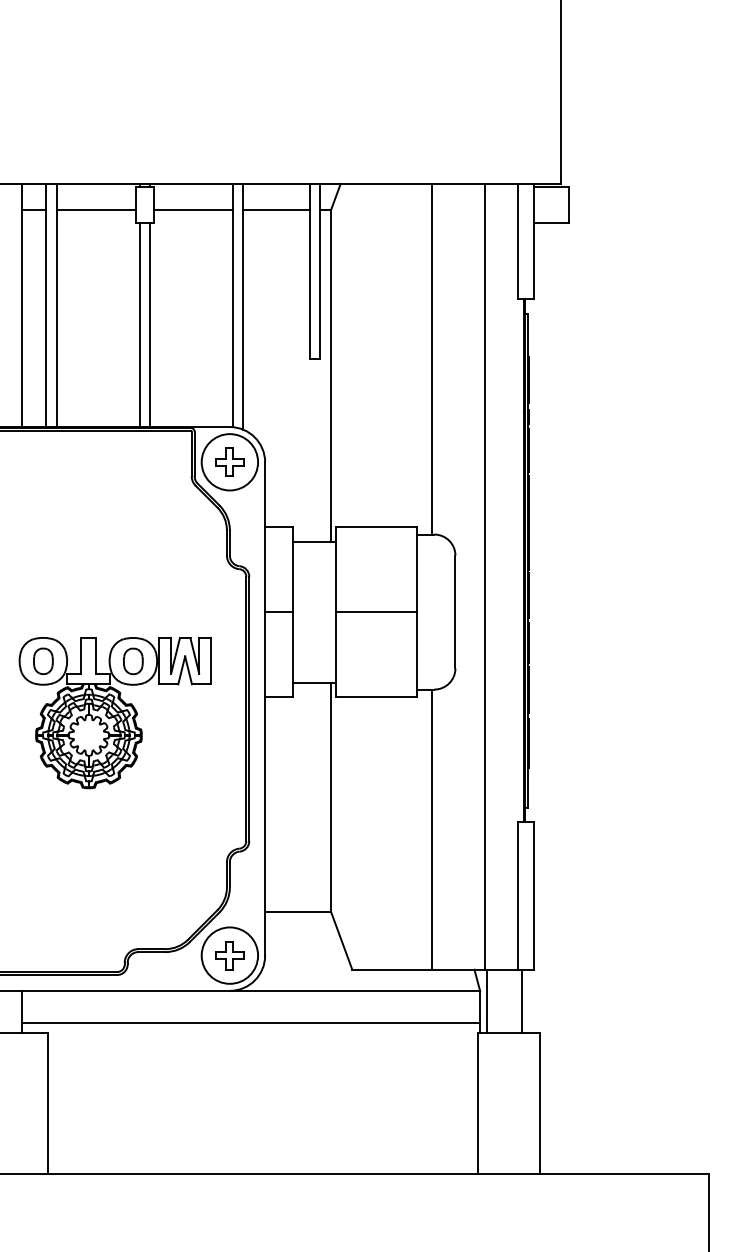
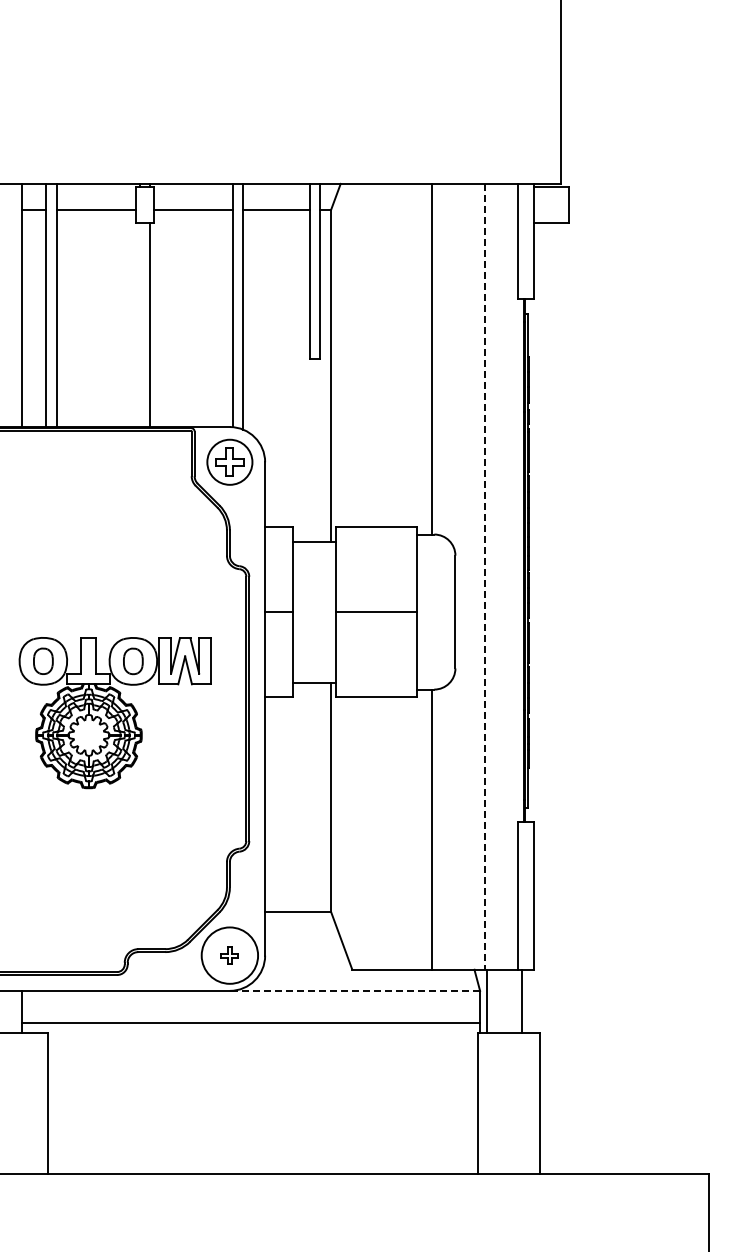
line: present -> none (139, 324)
circle diameter: 56 px -> 45 px (229, 461)
line: solid -> dashed (485, 576)
part size: 30x30 px -> 19x19 px (229, 955)
line: solid -> dashed (354, 990)
